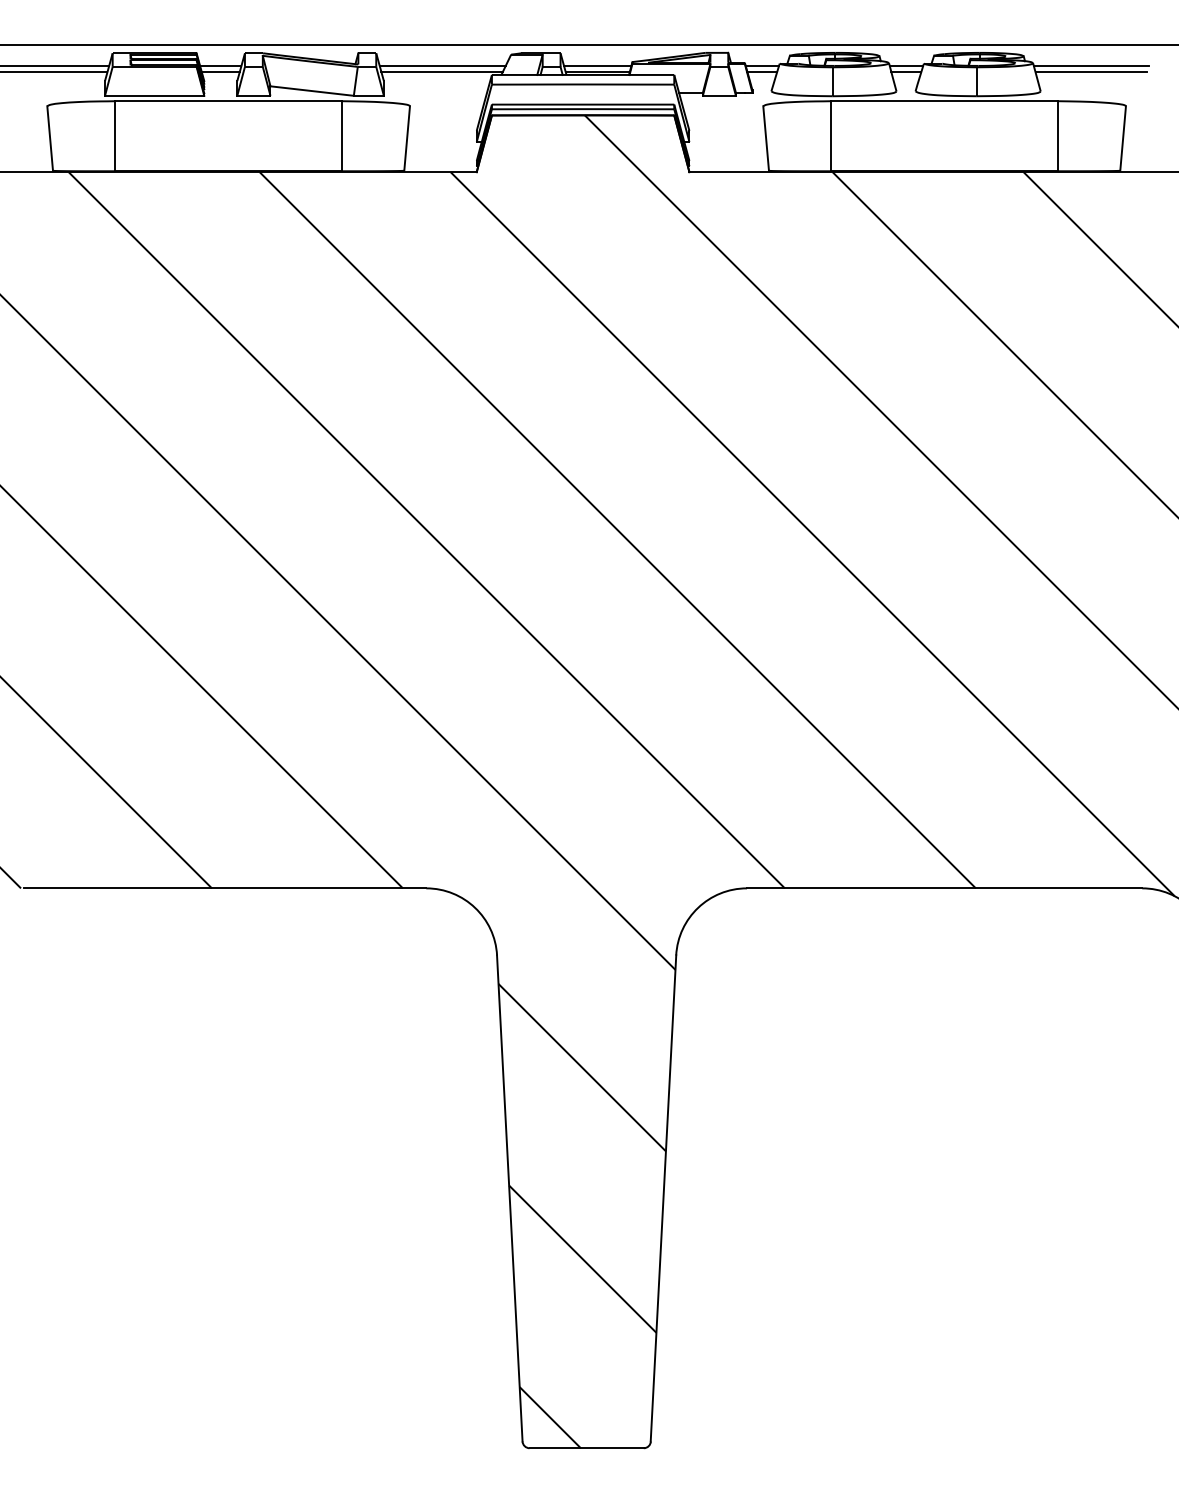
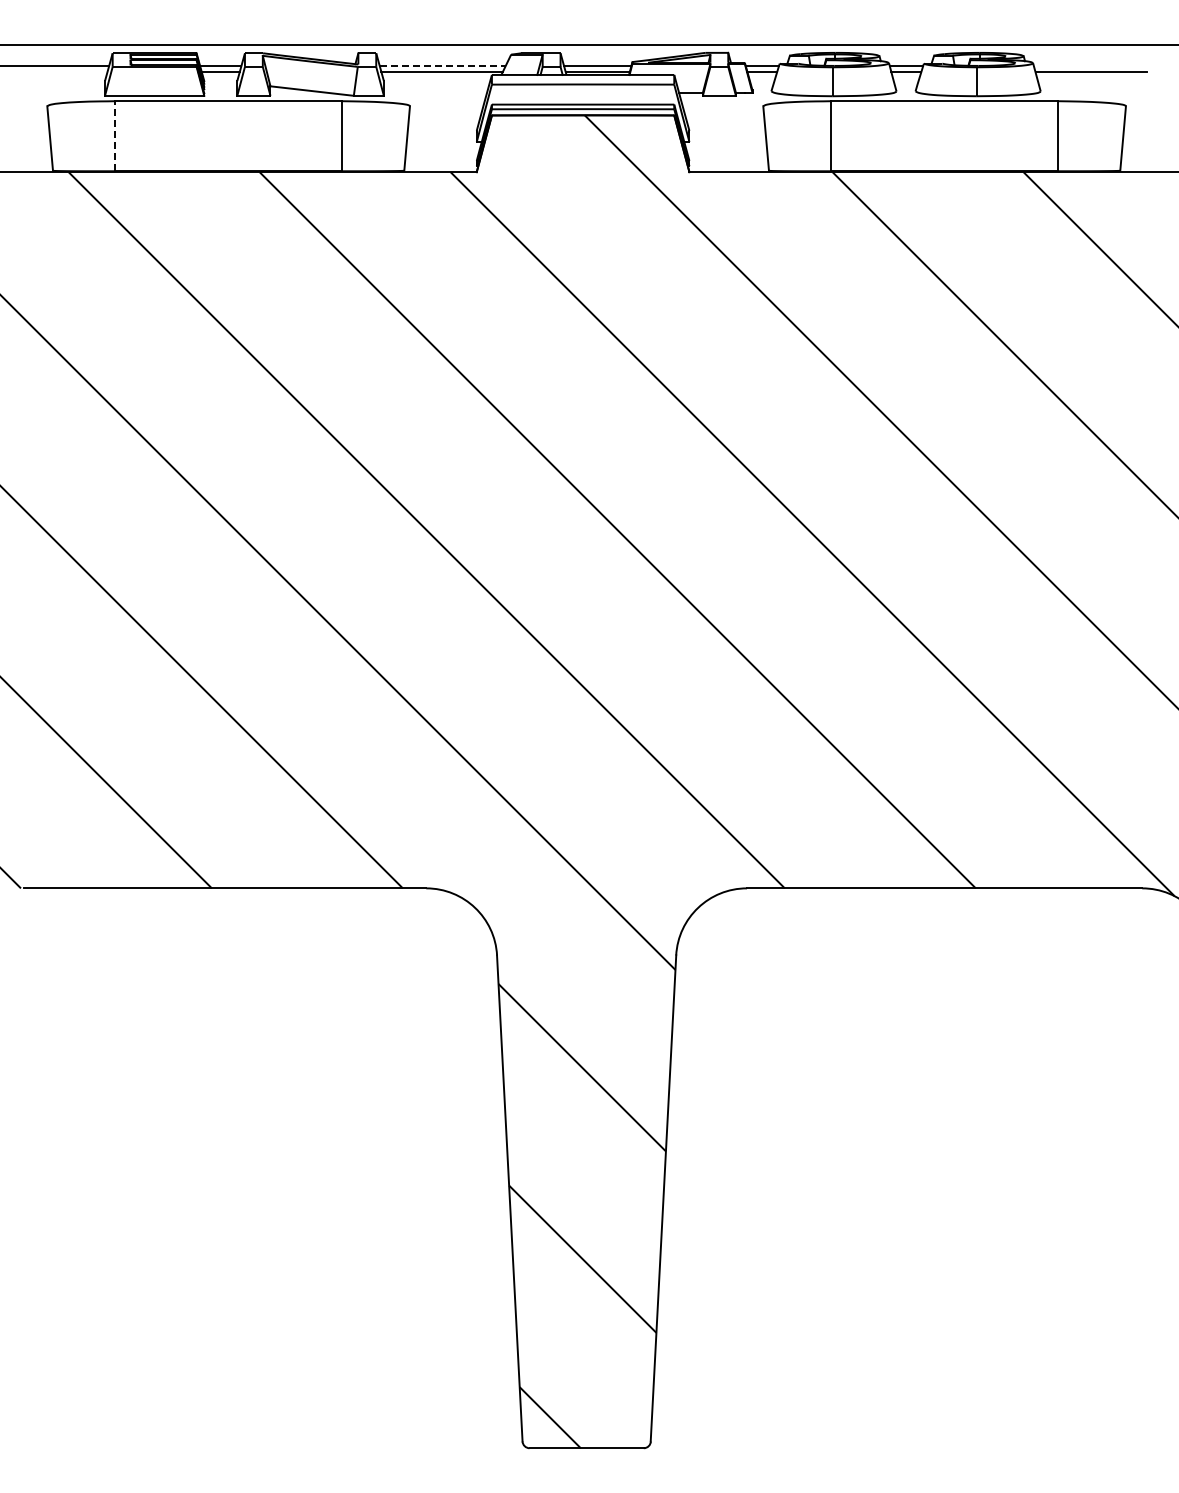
line: solid -> dashed (442, 66)
line: present -> none (1090, 66)
line: present -> none (54, 72)
line: solid -> dashed (115, 135)
